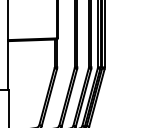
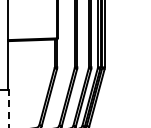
line: solid -> dashed (9, 108)
